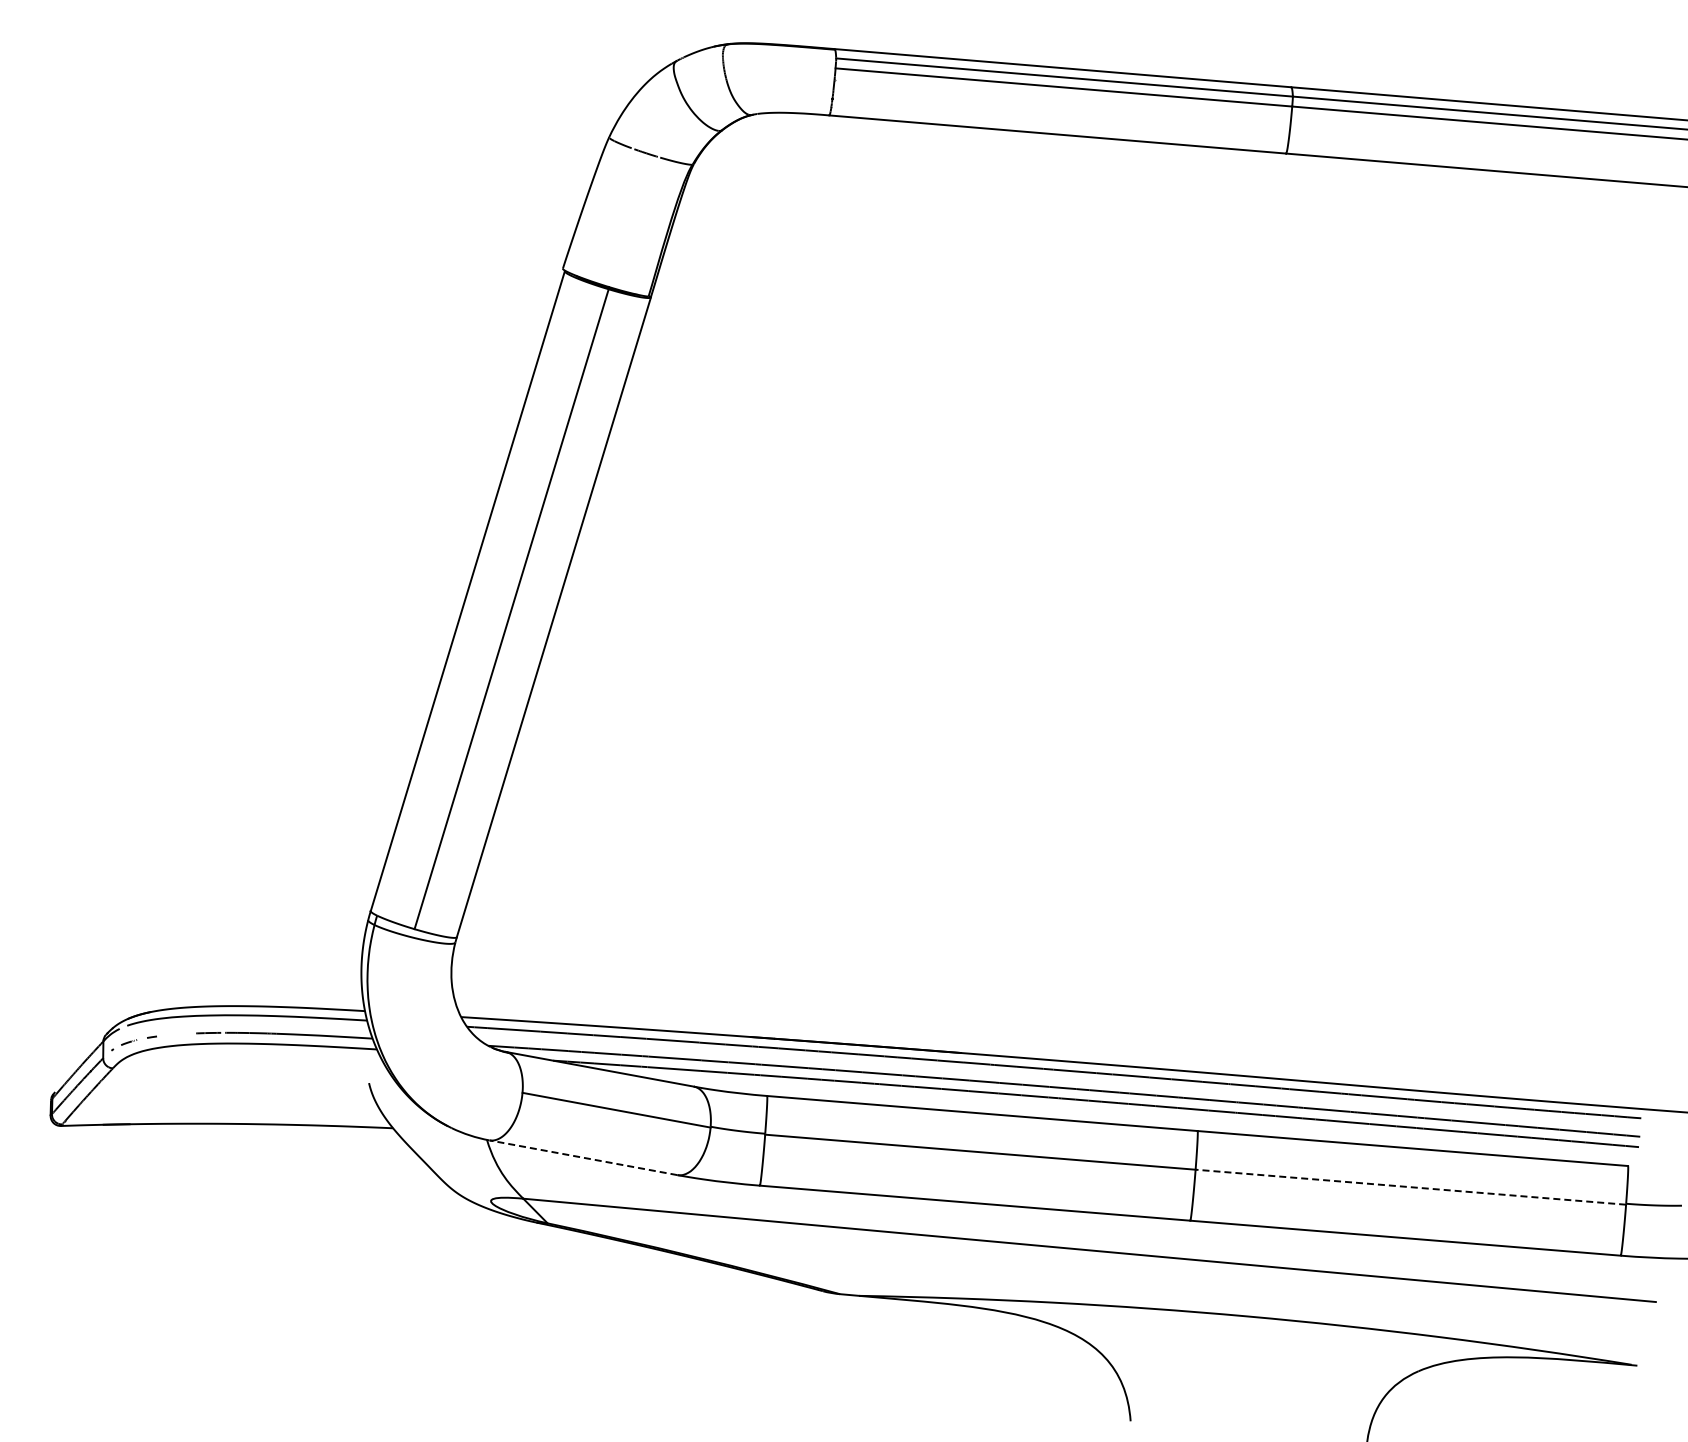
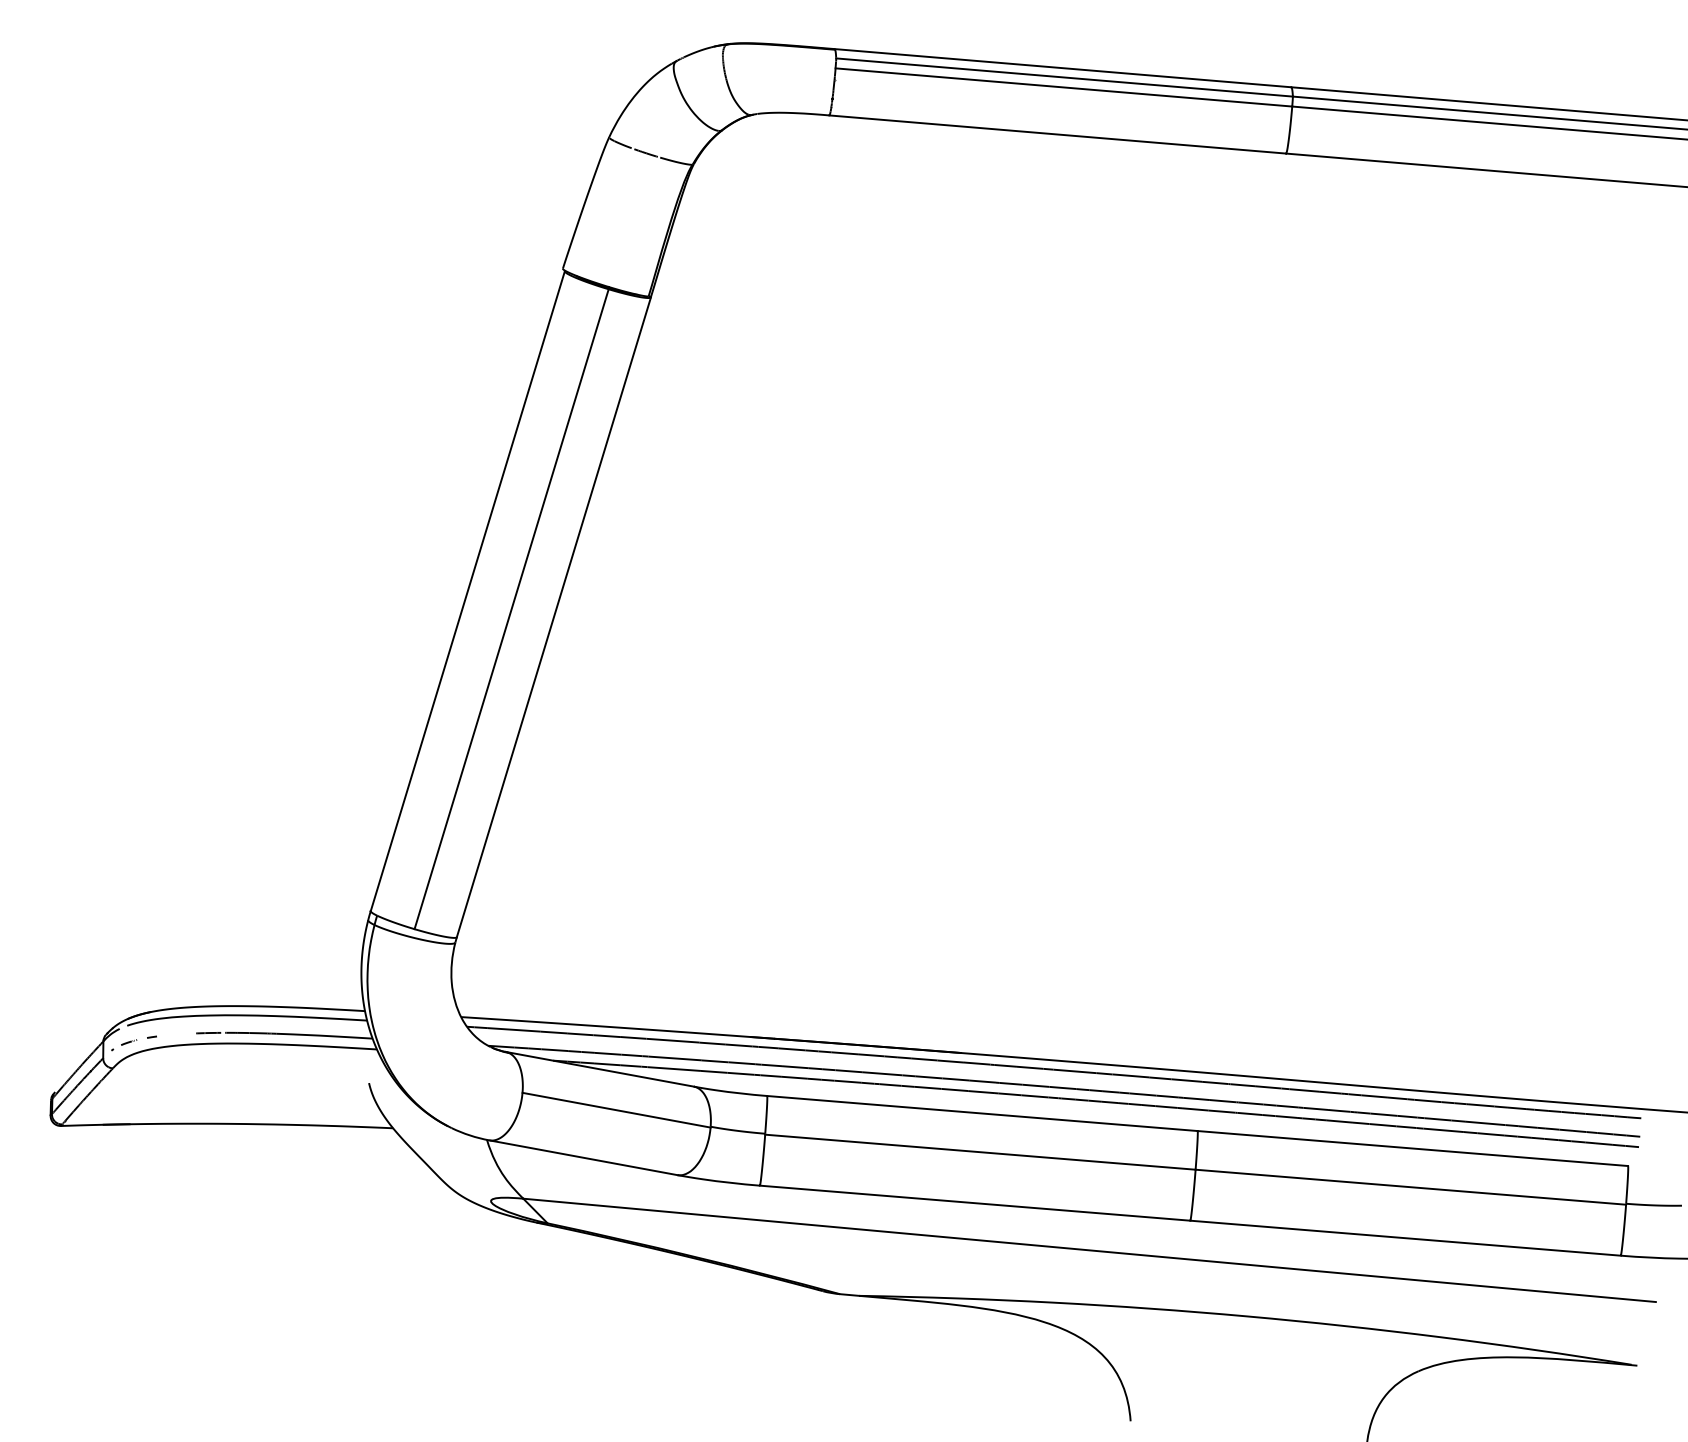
line: dashed -> solid (583, 1157)
line: dashed -> solid (1410, 1187)
